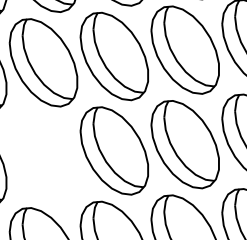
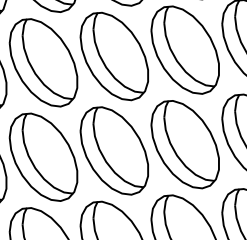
part: none -> present (43, 156)
